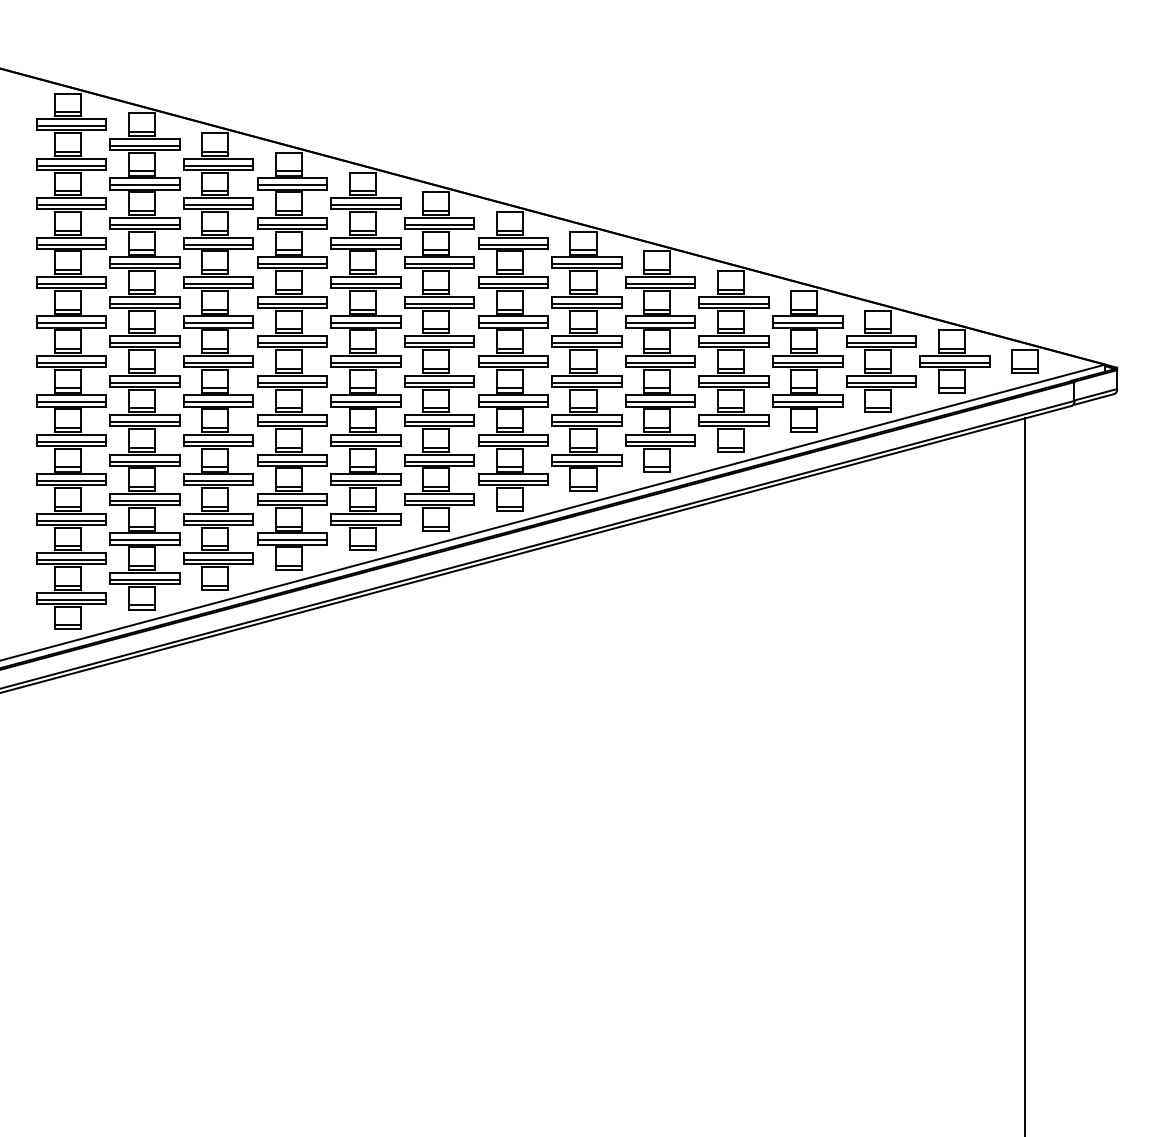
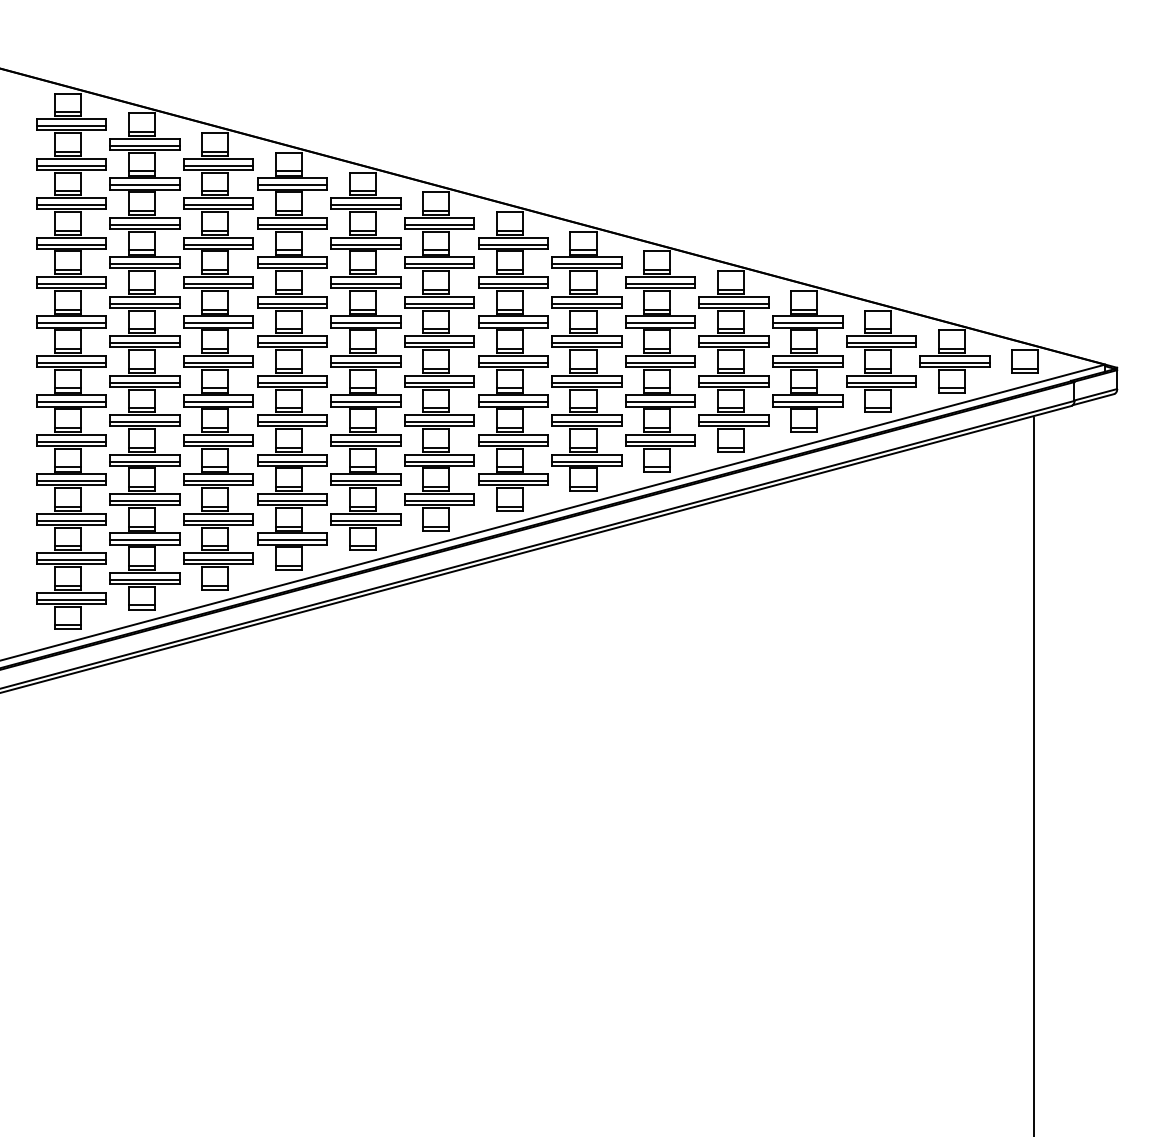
line position: (1025, 775) -> (1034, 775) (1034, 775)
